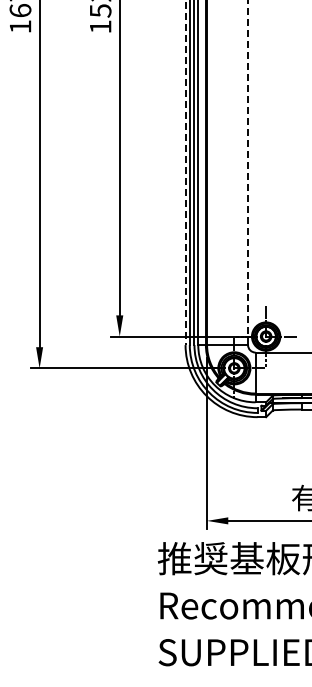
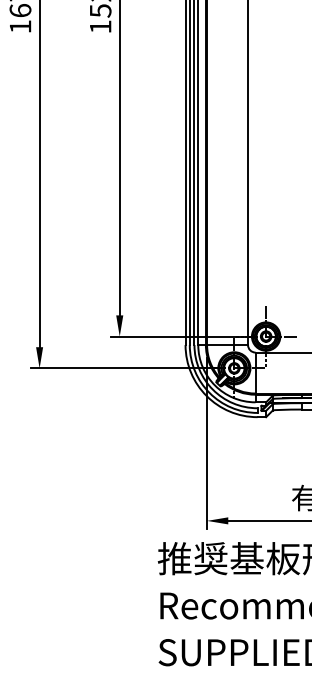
line: dashed -> solid (248, 172)
line: dashed -> solid (185, 173)
